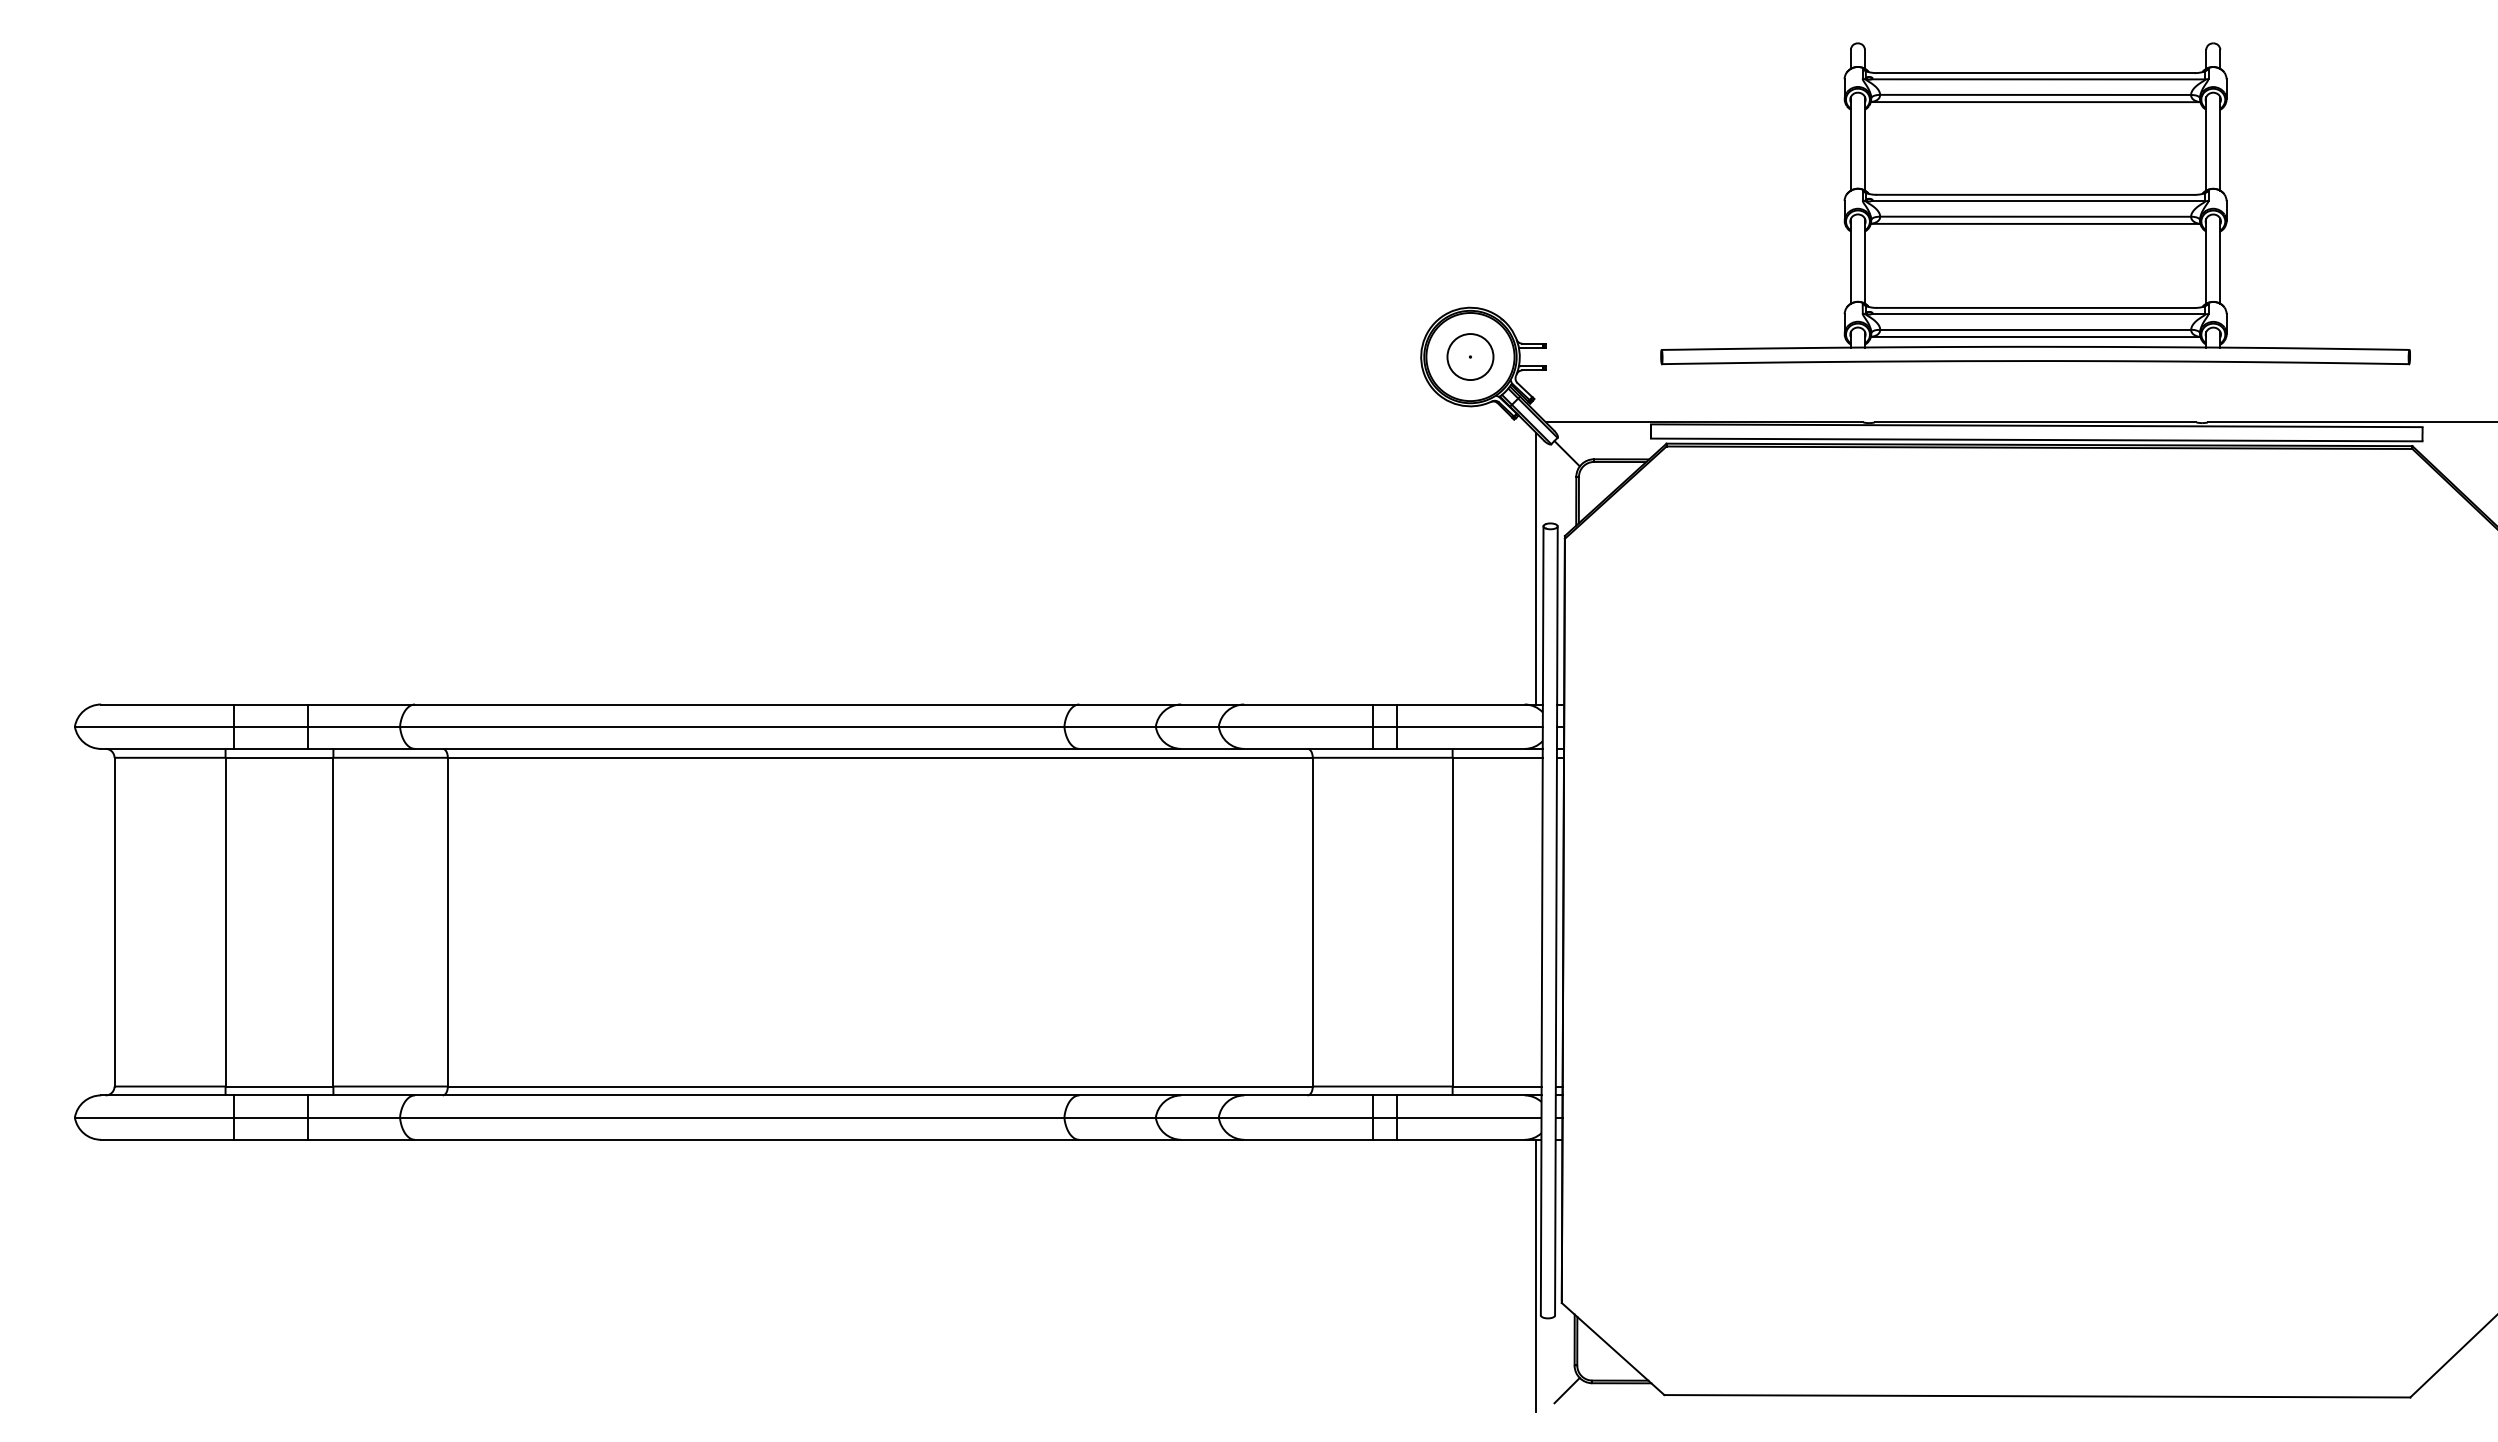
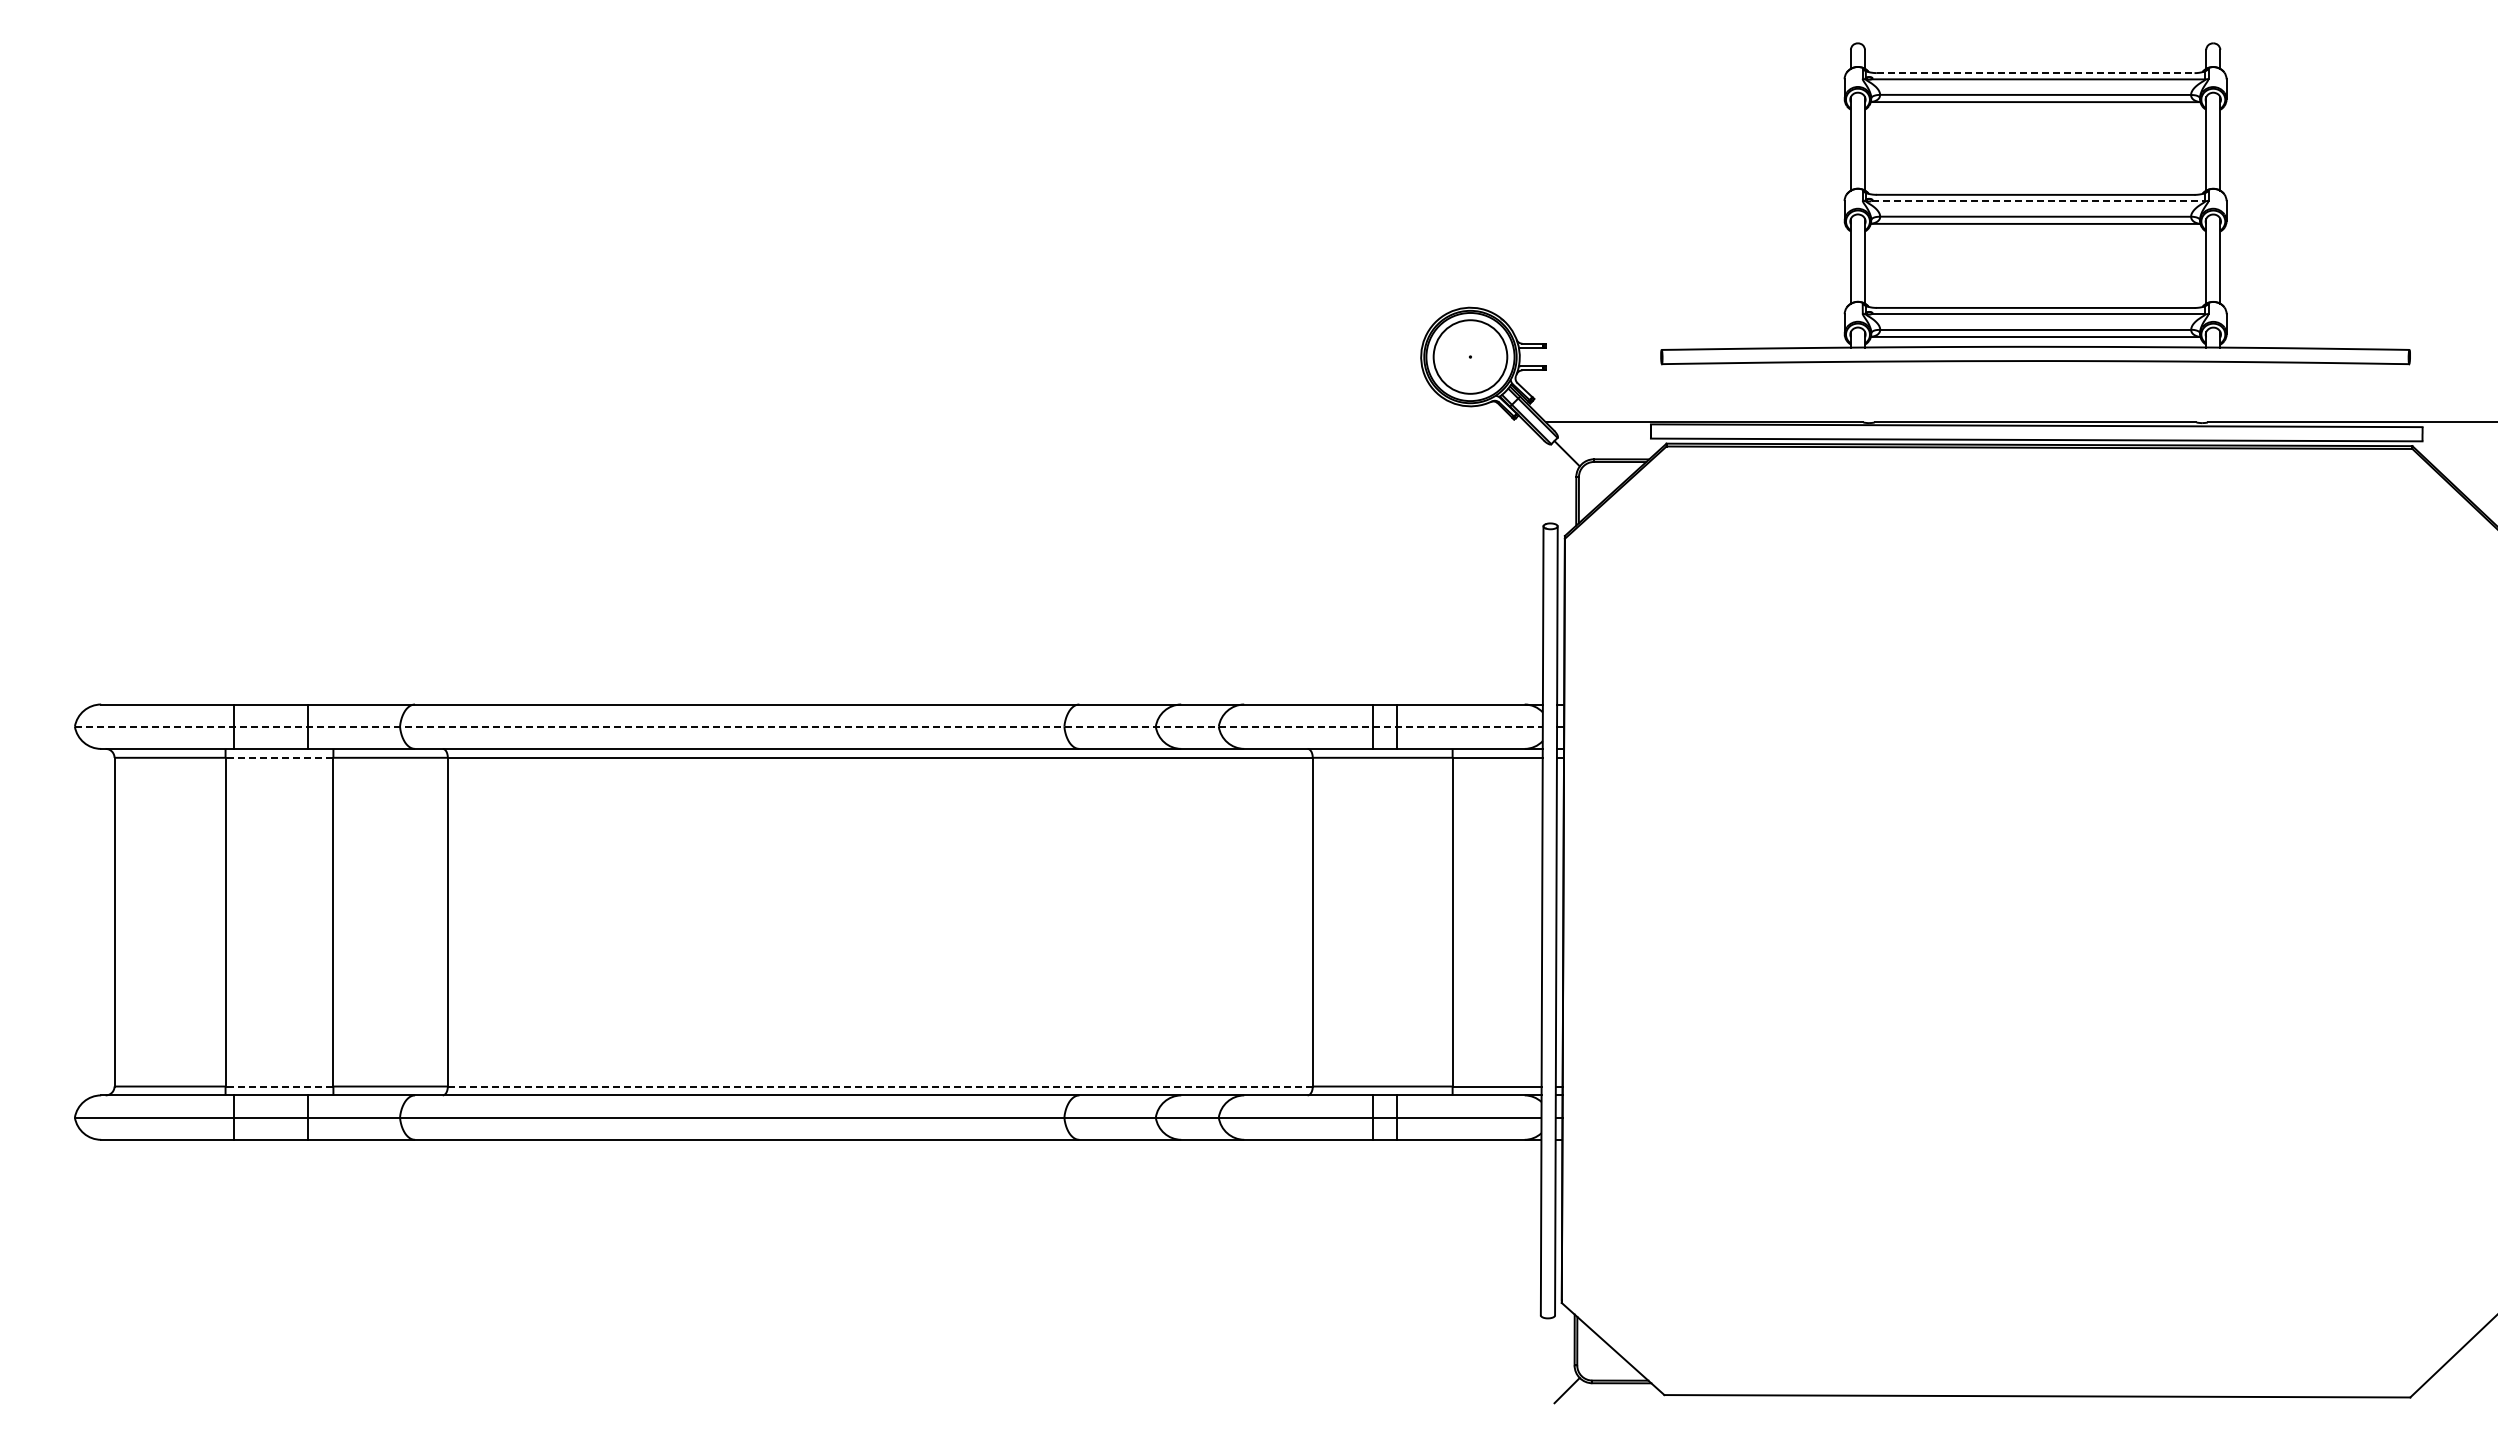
line: solid -> dashed (2035, 73)
line: solid -> dashed (2038, 201)
circle diameter: 46 px -> 74 px (1470, 356)
line: present -> none (1535, 568)
line: solid -> dashed (808, 726)
line: solid -> dashed (279, 757)
line: solid -> dashed (279, 1086)
line: solid -> dashed (879, 1086)
line: present -> none (1535, 1275)
